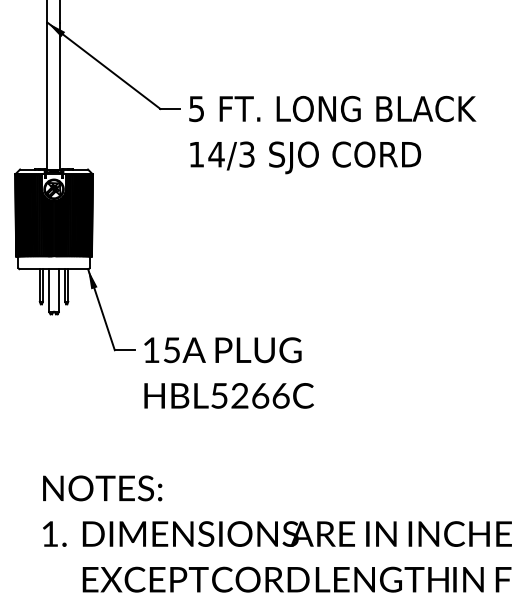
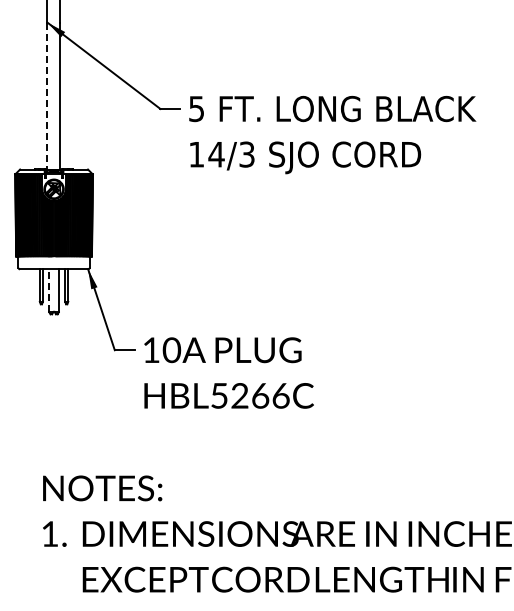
line: solid -> dashed (47, 96)
line: solid -> dashed (49, 290)
text: 15A -> 10A (171, 350)
